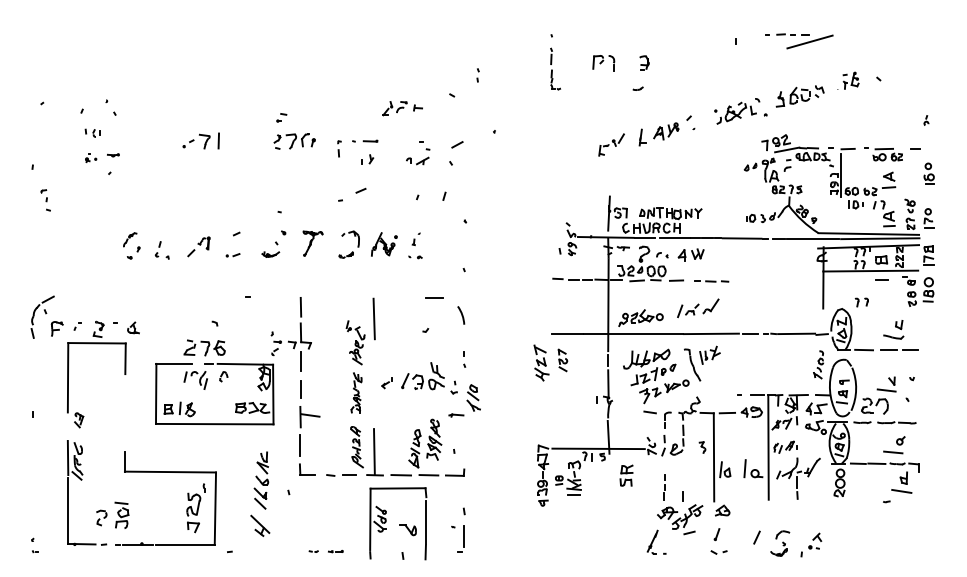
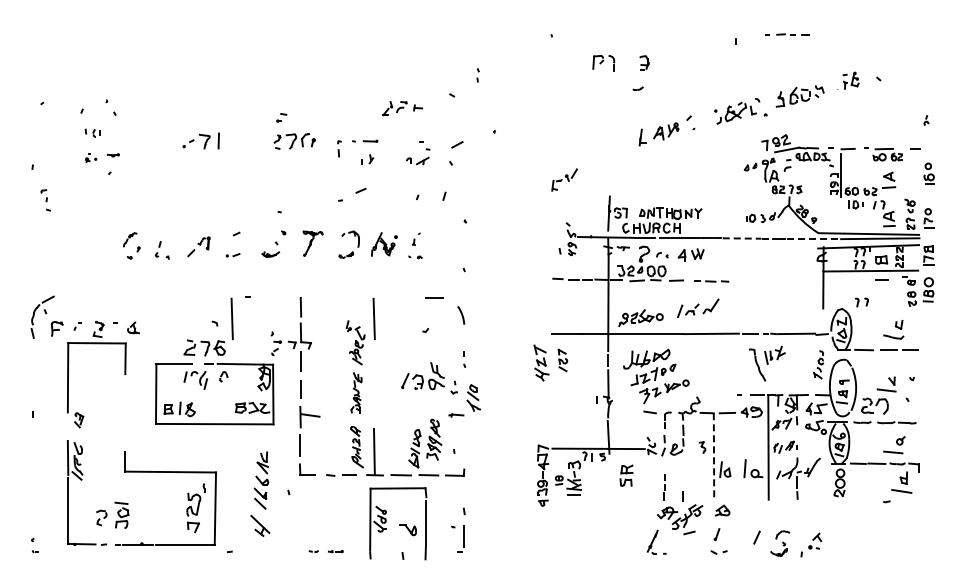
line: present -> none (809, 41)
part: present -> none (555, 68)
part position: (611, 144) -> (564, 179) (564, 179)
line: solid -> dashed (742, 238)
line: solid -> dashed (813, 239)
line: none -> present (231, 318)
part position: (702, 363) -> (767, 363) (767, 363)
part: present -> none (386, 383)
line: solid -> dashed (714, 457)
